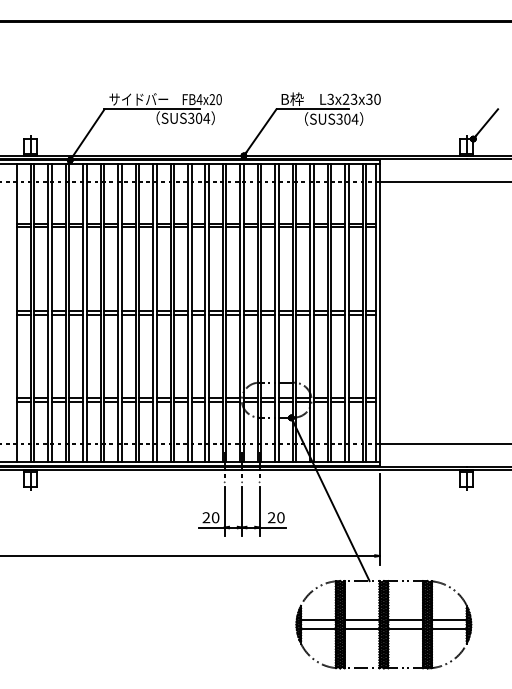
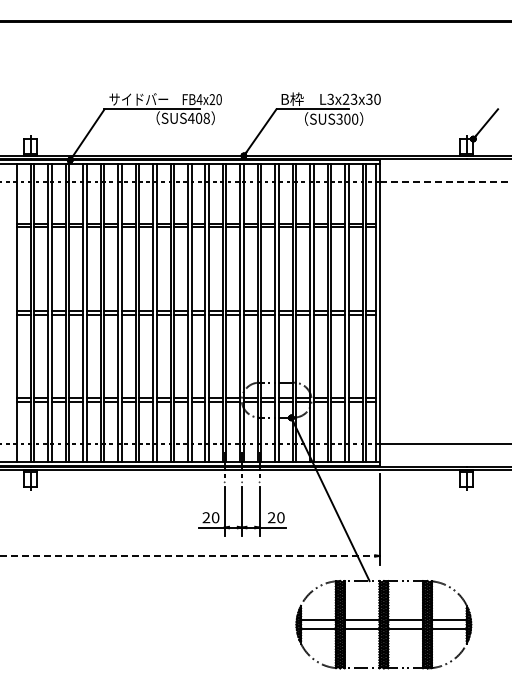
text: SUS304 -> SUS408 (198, 117)
text: SUS304 -> SUS300 (354, 118)
line: solid -> dashed (445, 182)
line: solid -> dashed (188, 555)
